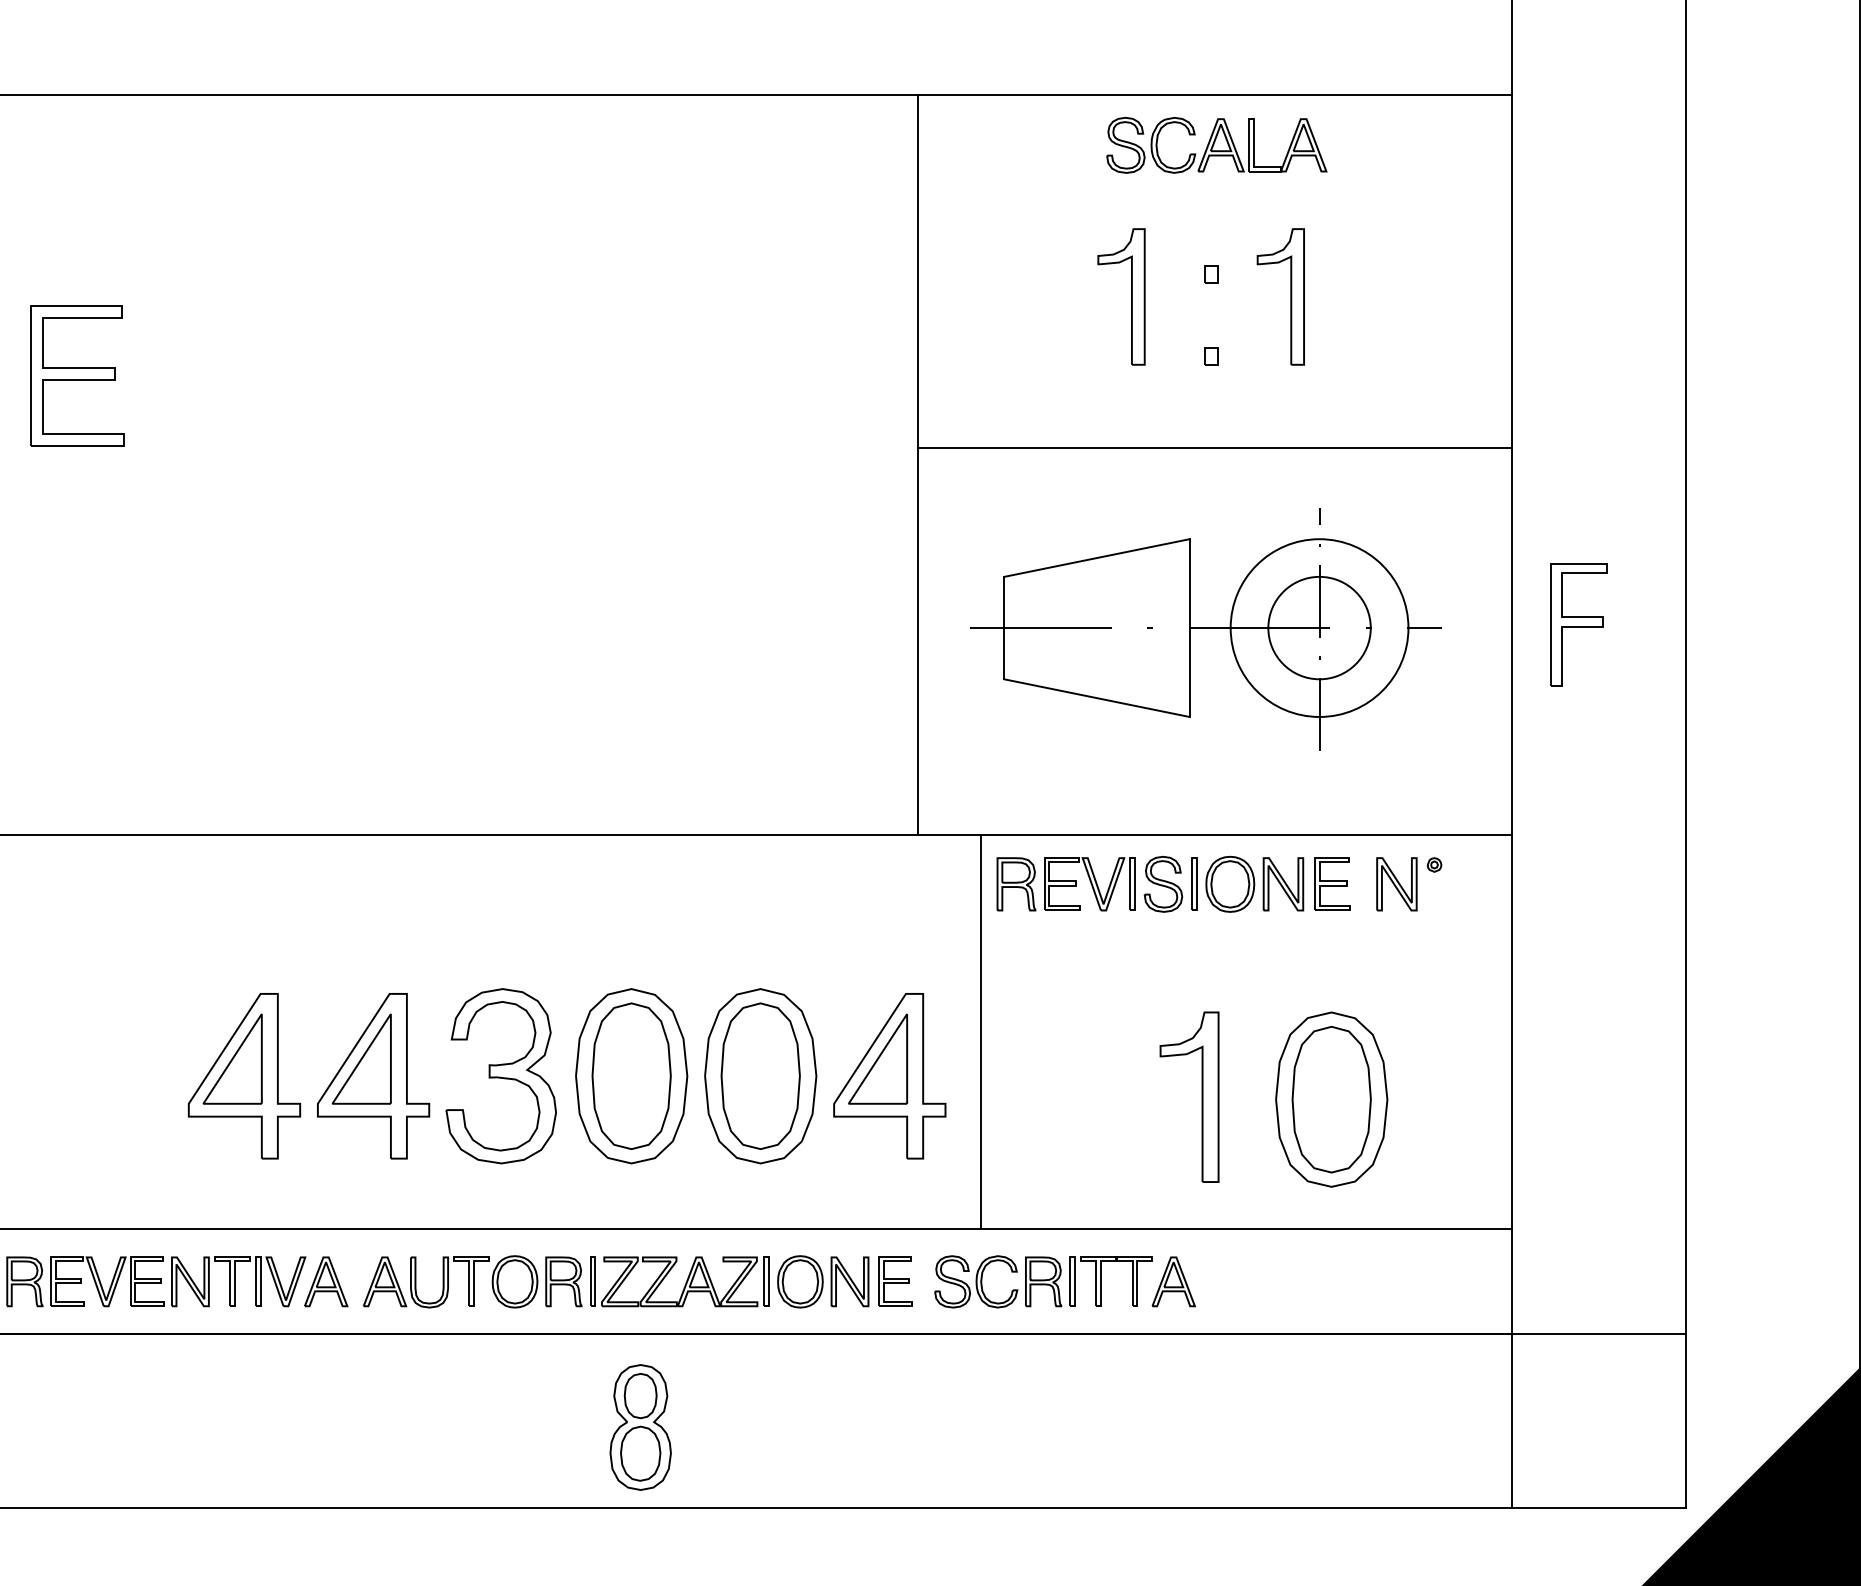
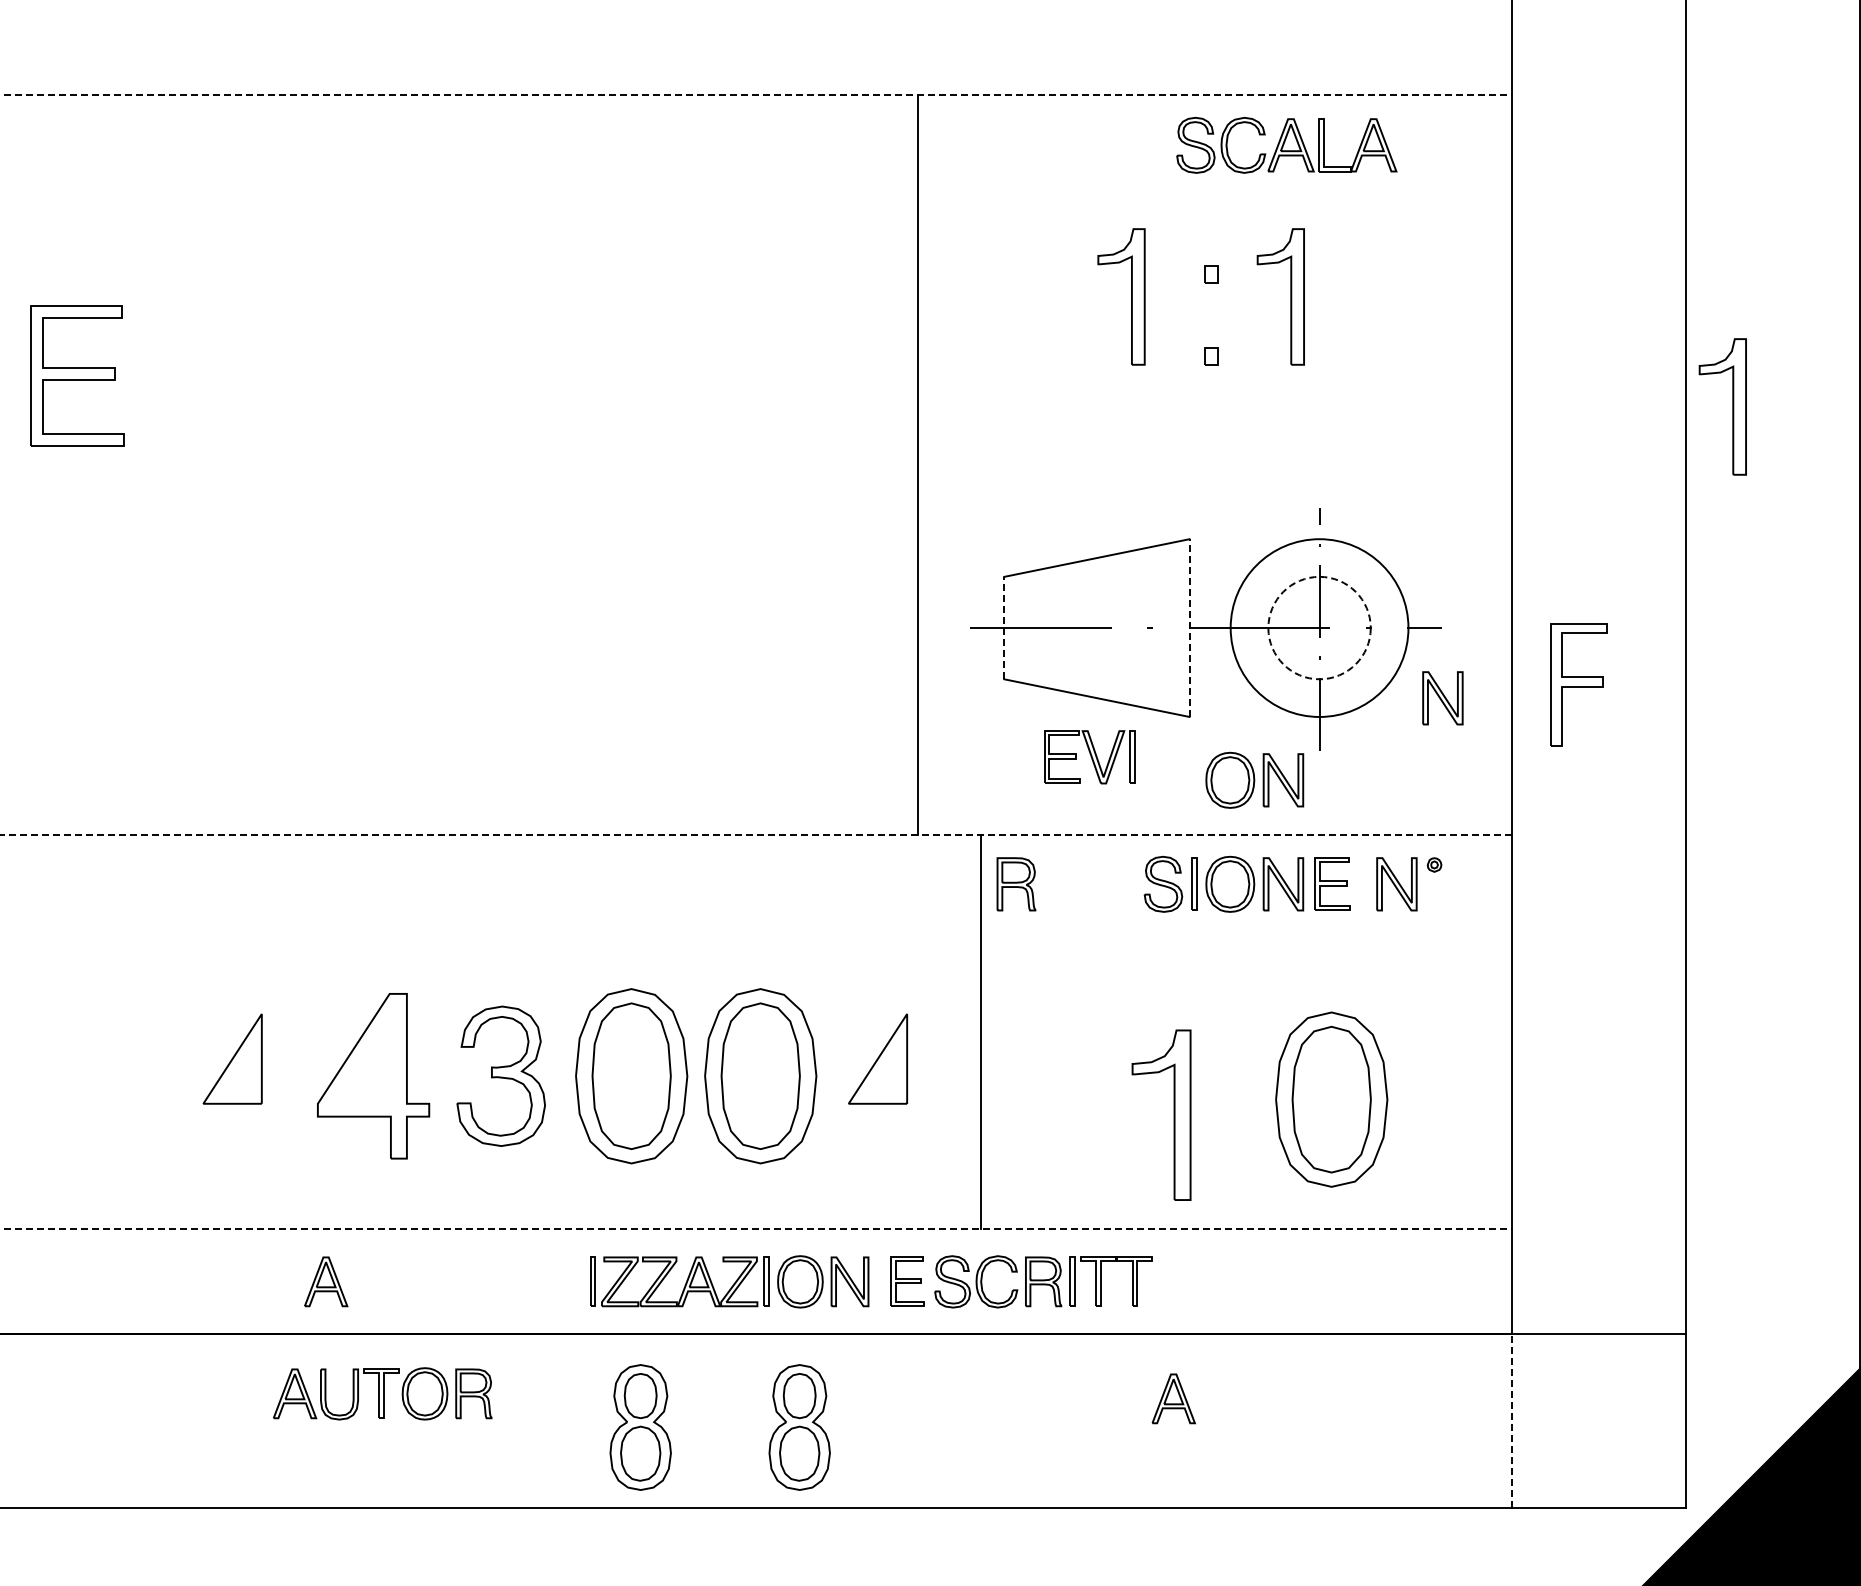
line: solid -> dashed (756, 95)
part position: (1216, 144) -> (1286, 144) (1286, 144)
part: none -> present (1732, 406)
line: present -> none (1214, 448)
part position: (1578, 624) -> (1578, 684) (1578, 684)
line: solid -> dashed (1004, 627)
circle: solid -> dashed (1319, 627)
line: solid -> dashed (1189, 628)
part: none -> present (1442, 698)
part: none -> present (1254, 779)
line: solid -> dashed (756, 834)
part position: (1089, 884) -> (1089, 757) (1089, 757)
part: present -> none (361, 1058)
part: present -> none (244, 1076)
part size: 112x177 px -> 90x142 px (500, 1075)
part: present -> none (889, 1076)
part position: (1201, 1096) -> (1173, 1114) (1173, 1114)
line: solid -> dashed (756, 1228)
part: present -> none (156, 1281)
part position: (472, 1281) -> (382, 1393) (382, 1393)
part position: (895, 1281) -> (907, 1281) (907, 1281)
part position: (1173, 1281) -> (1173, 1398) (1173, 1398)
line: solid -> dashed (1511, 1420)
part: none -> present (799, 1427)
